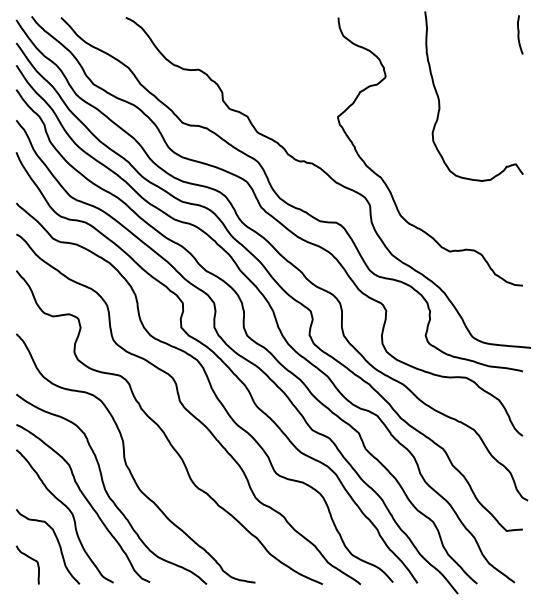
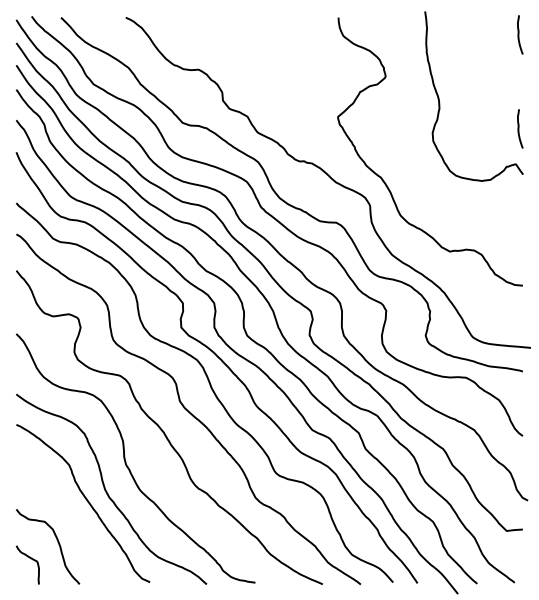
curve: none -> present (519, 128)
curve: present -> none (70, 513)
